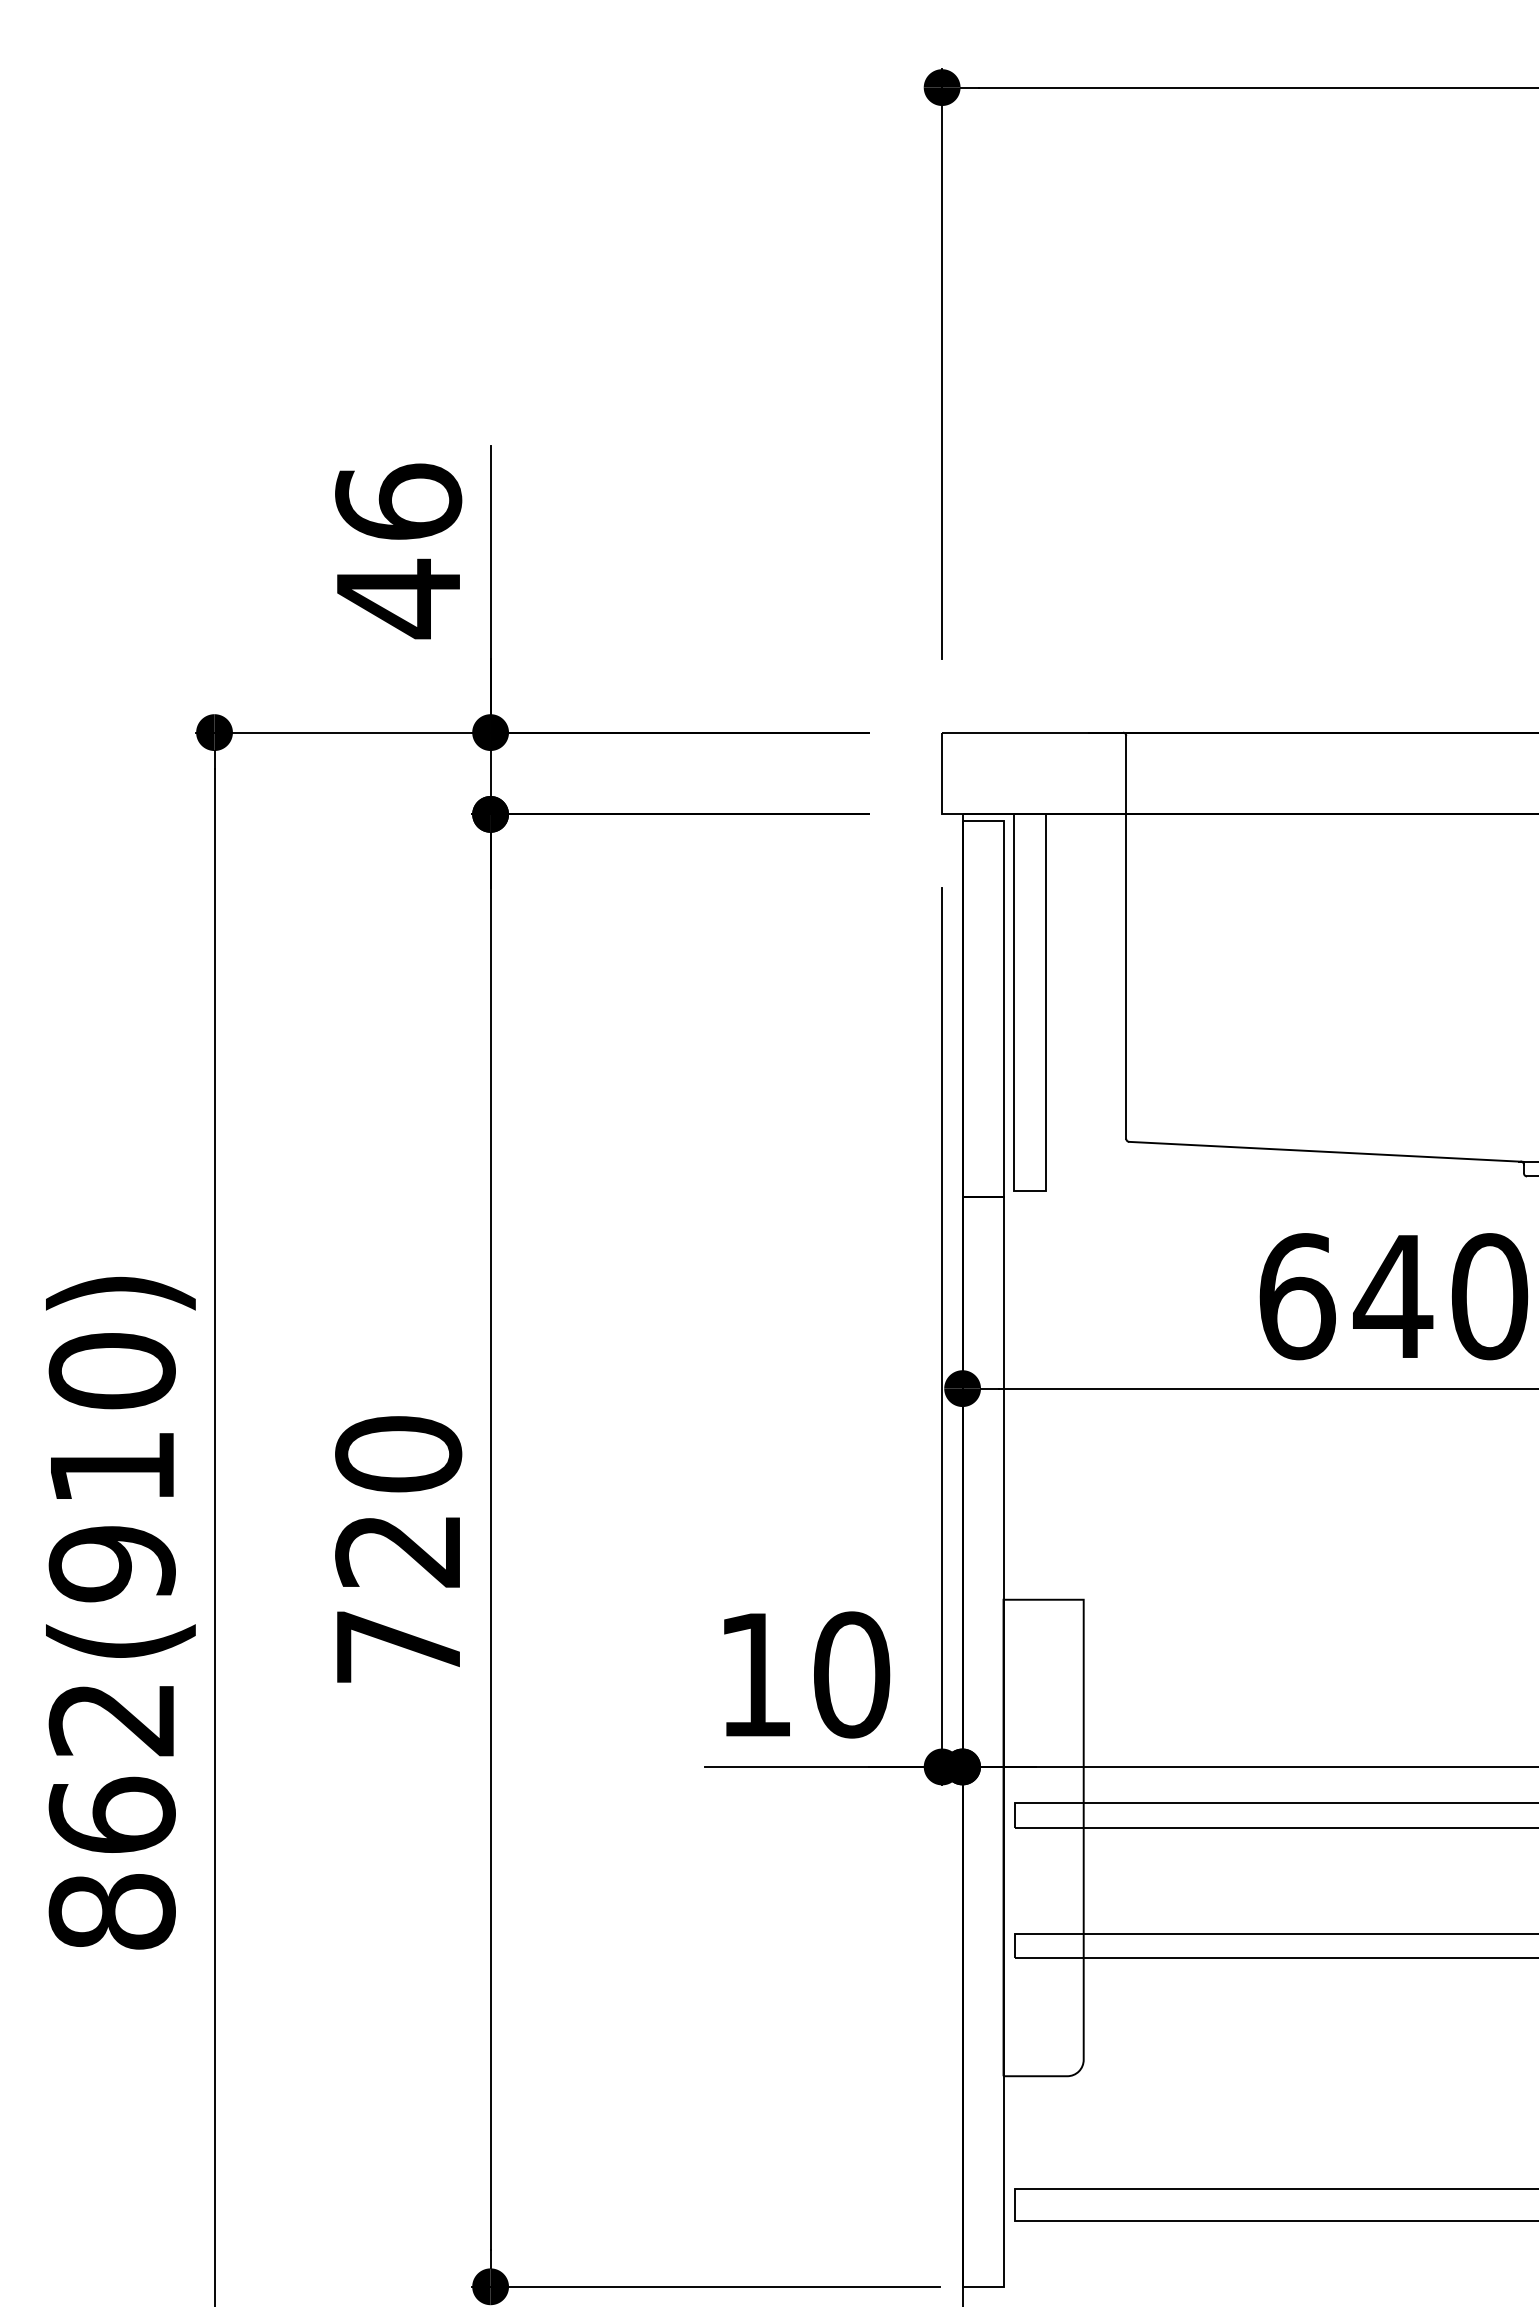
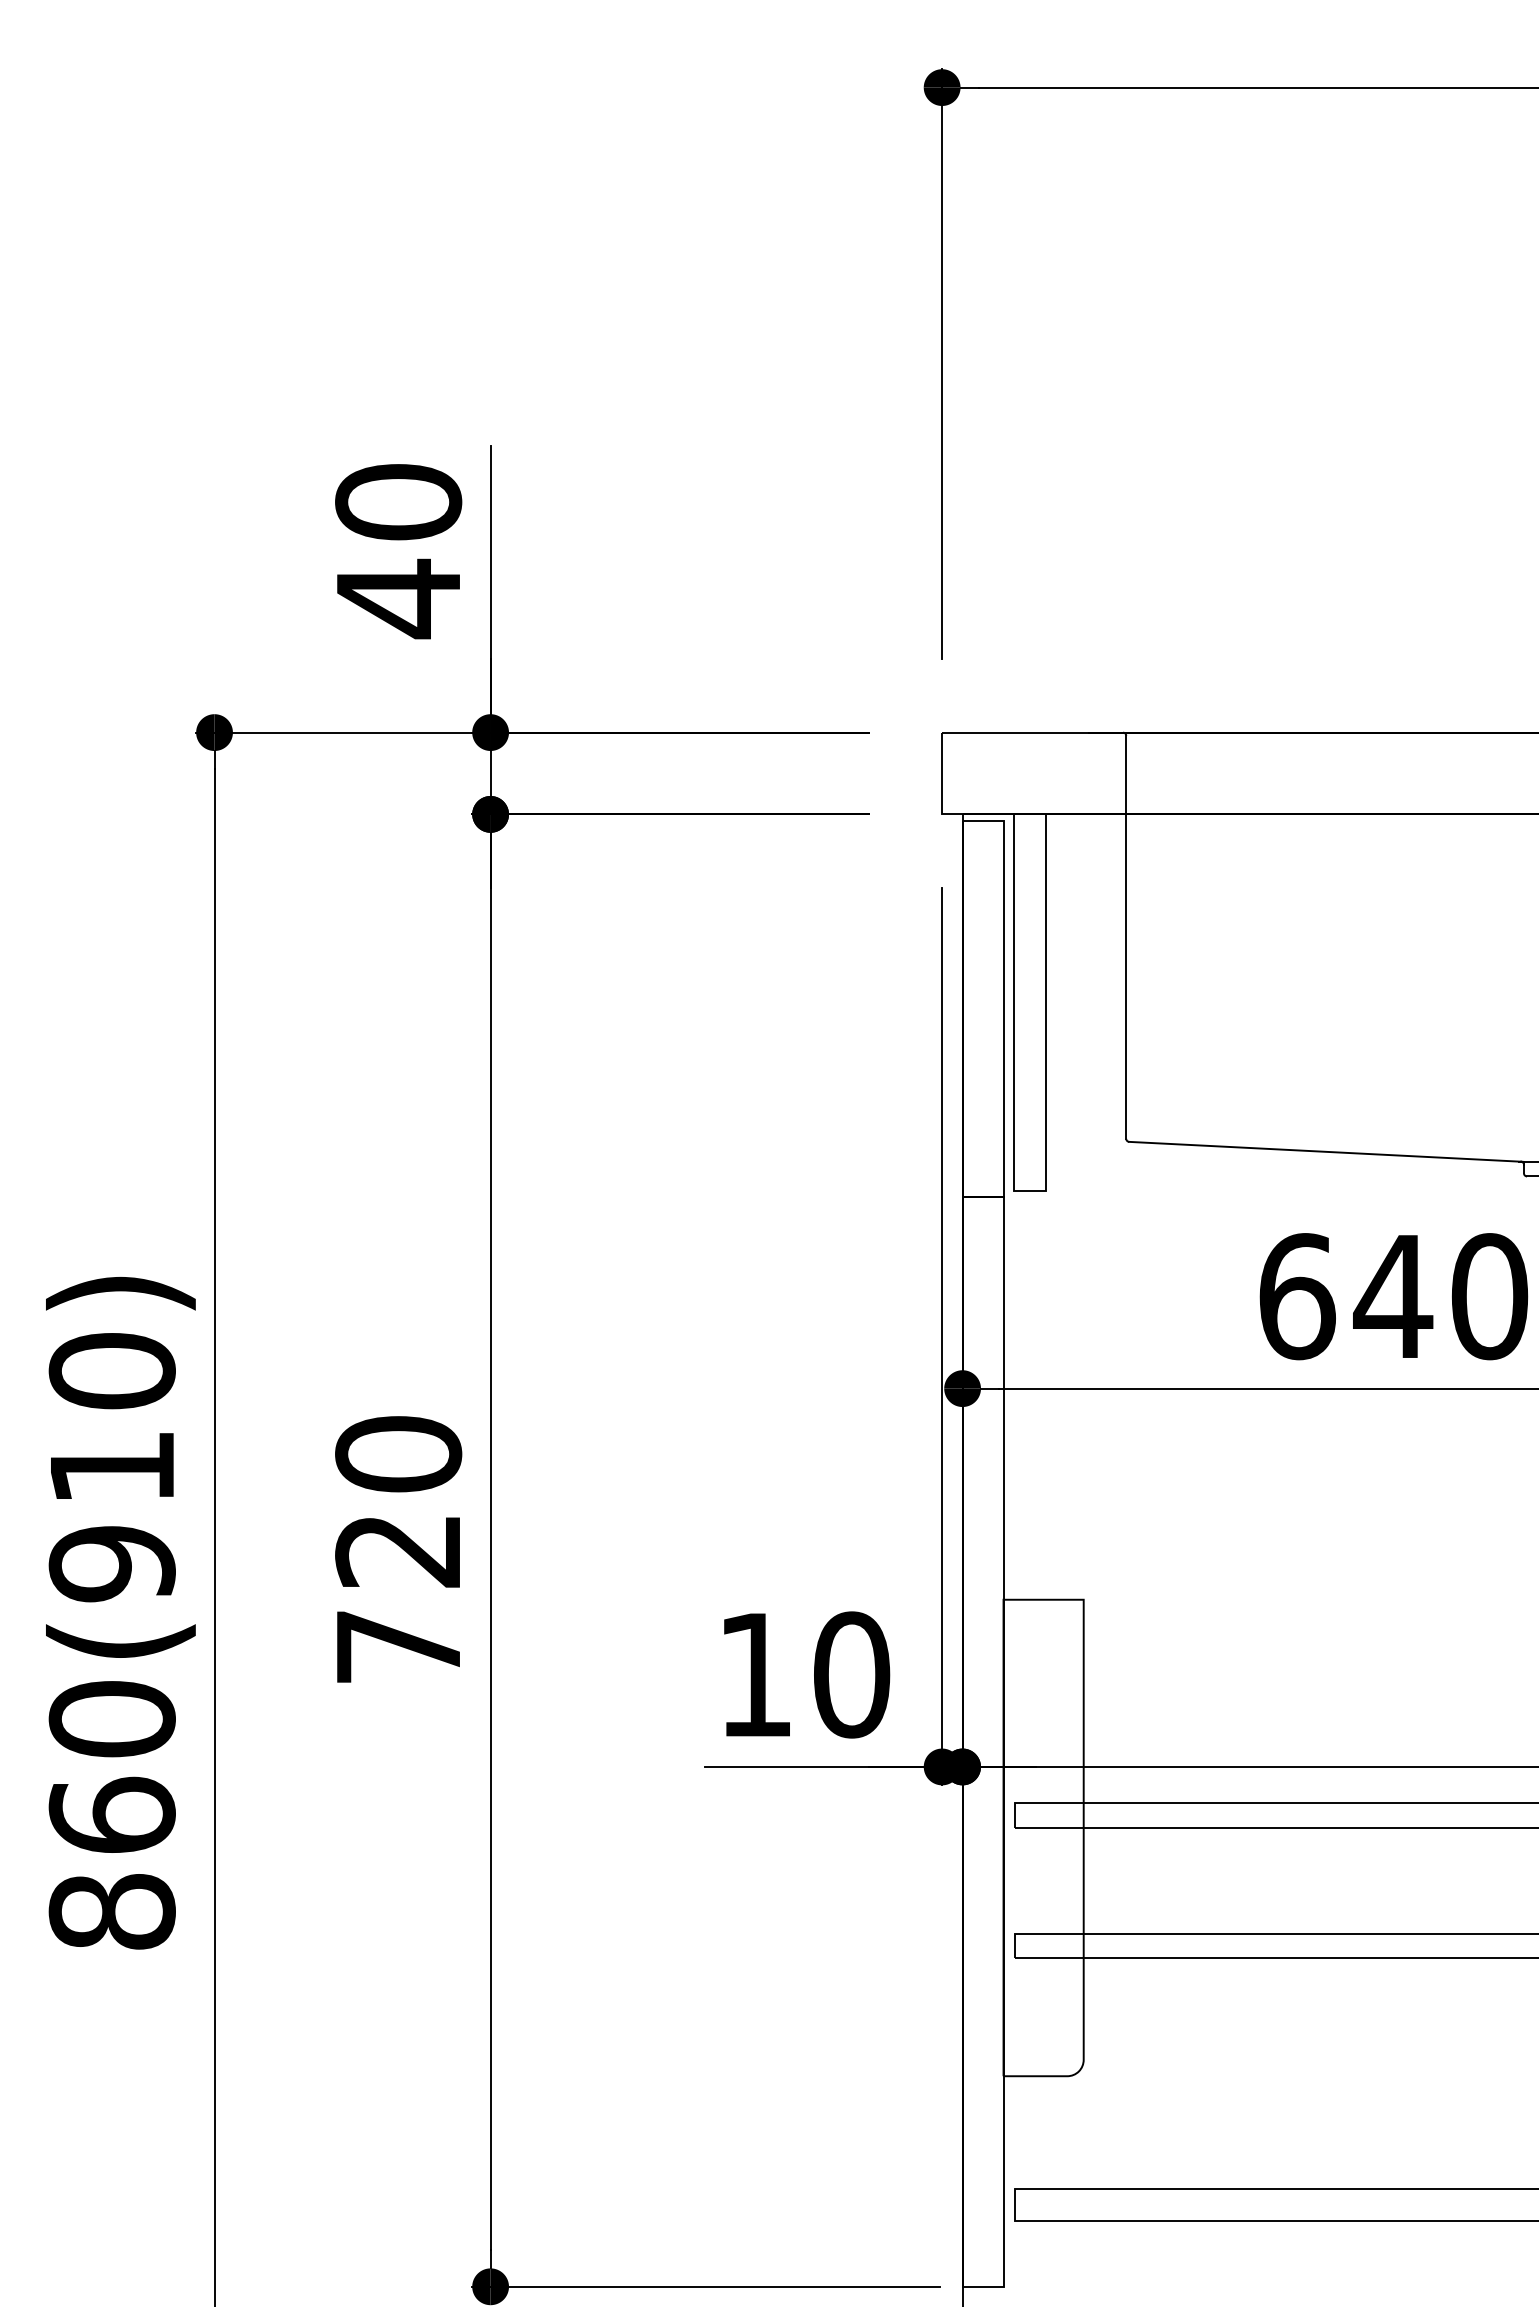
text: 46 -> 40 (398, 501)
text: 862(910) -> 860(910) (111, 1719)
